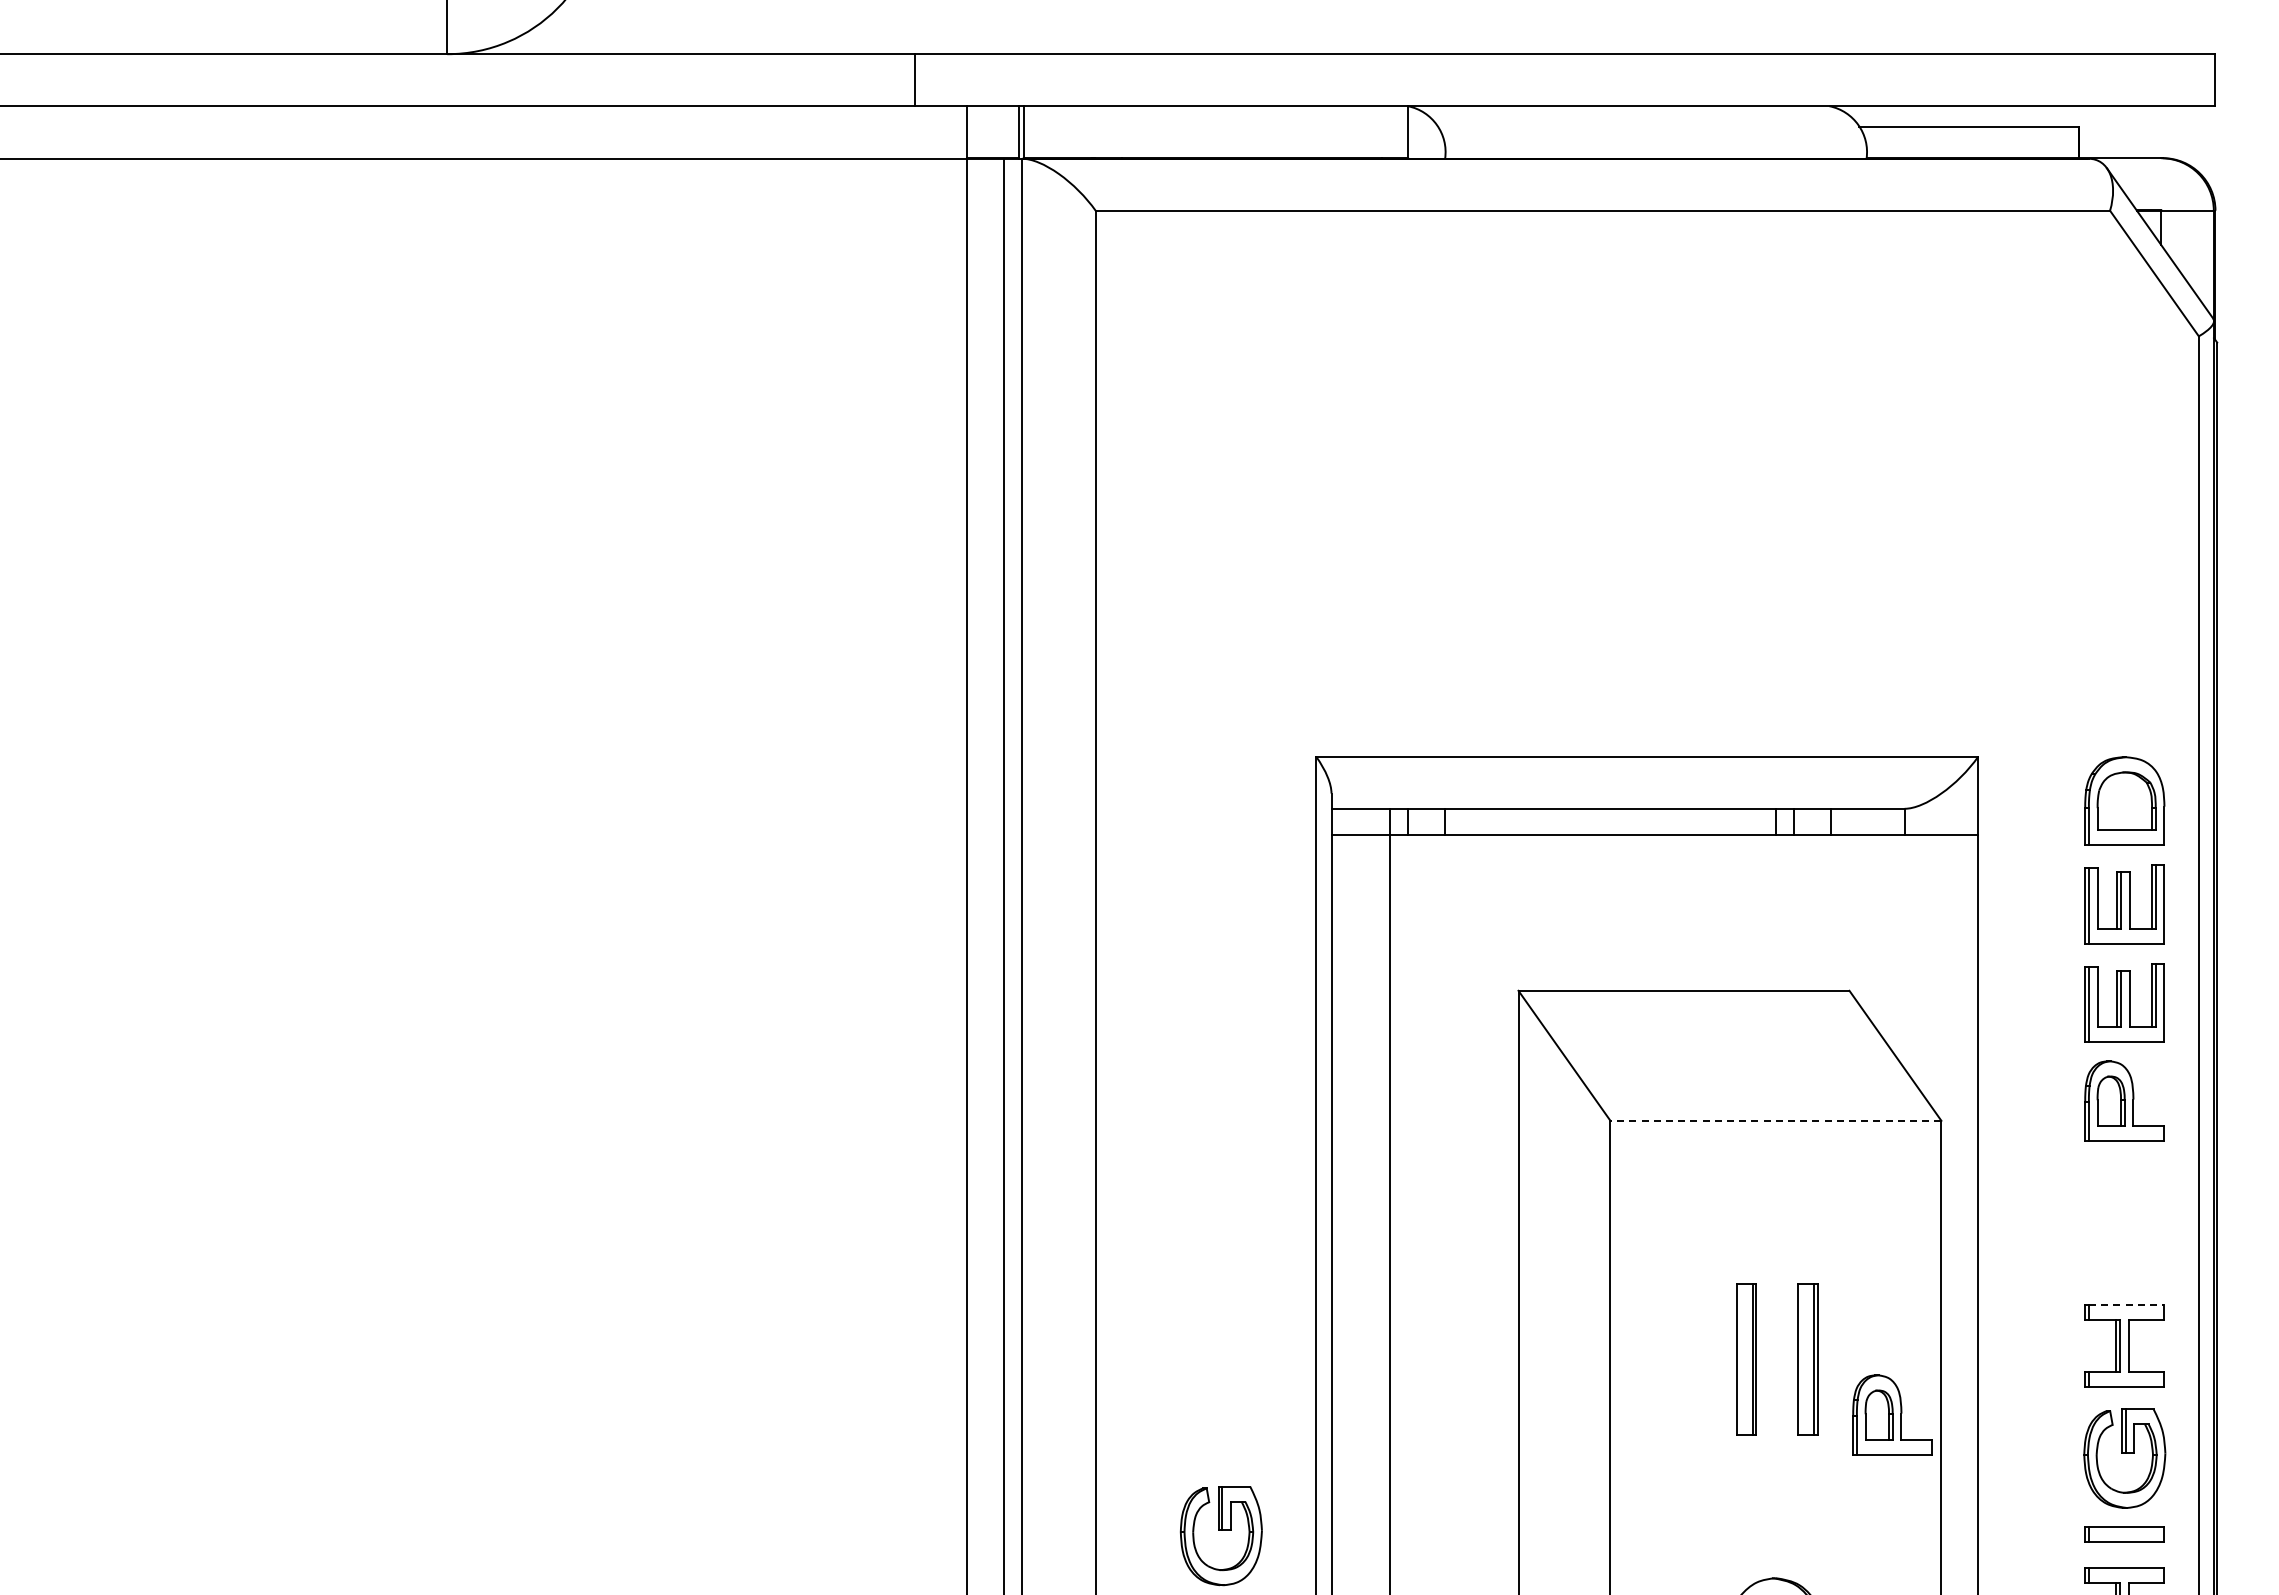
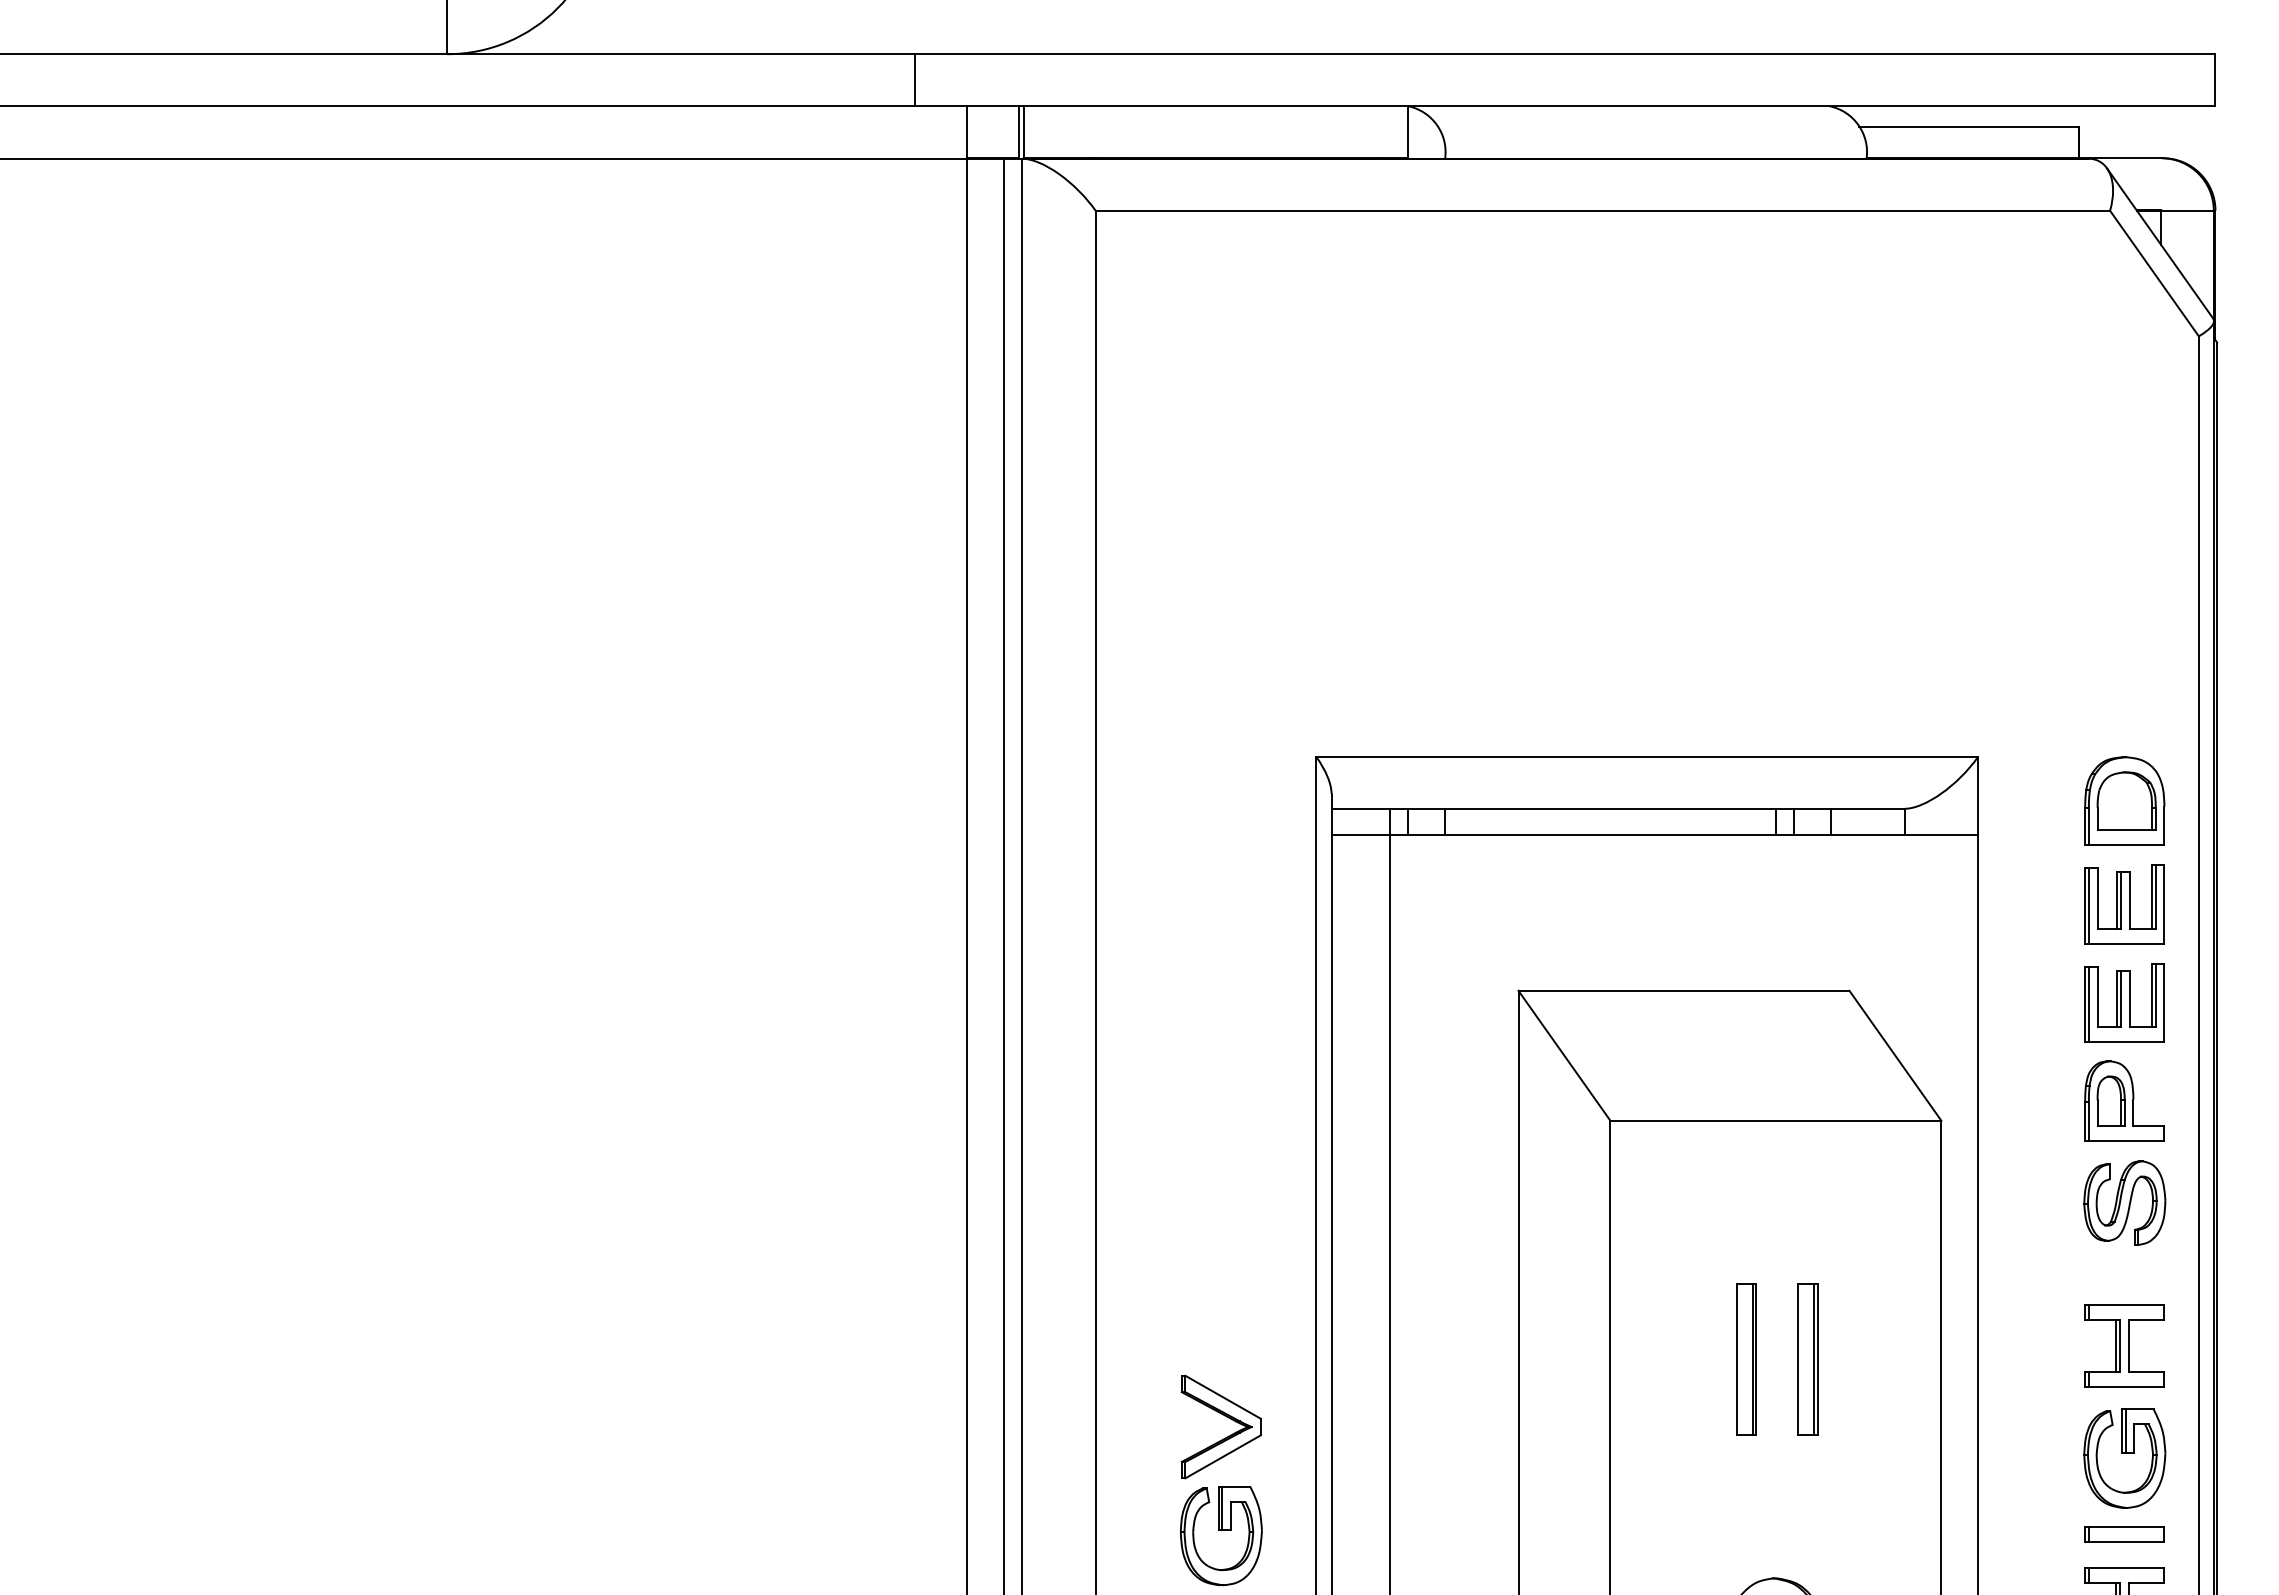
line: dashed -> solid (1775, 1120)
part: none -> present (2124, 1202)
line: dashed -> solid (2126, 1305)
part: present -> none (1892, 1414)
part: none -> present (1224, 1416)
